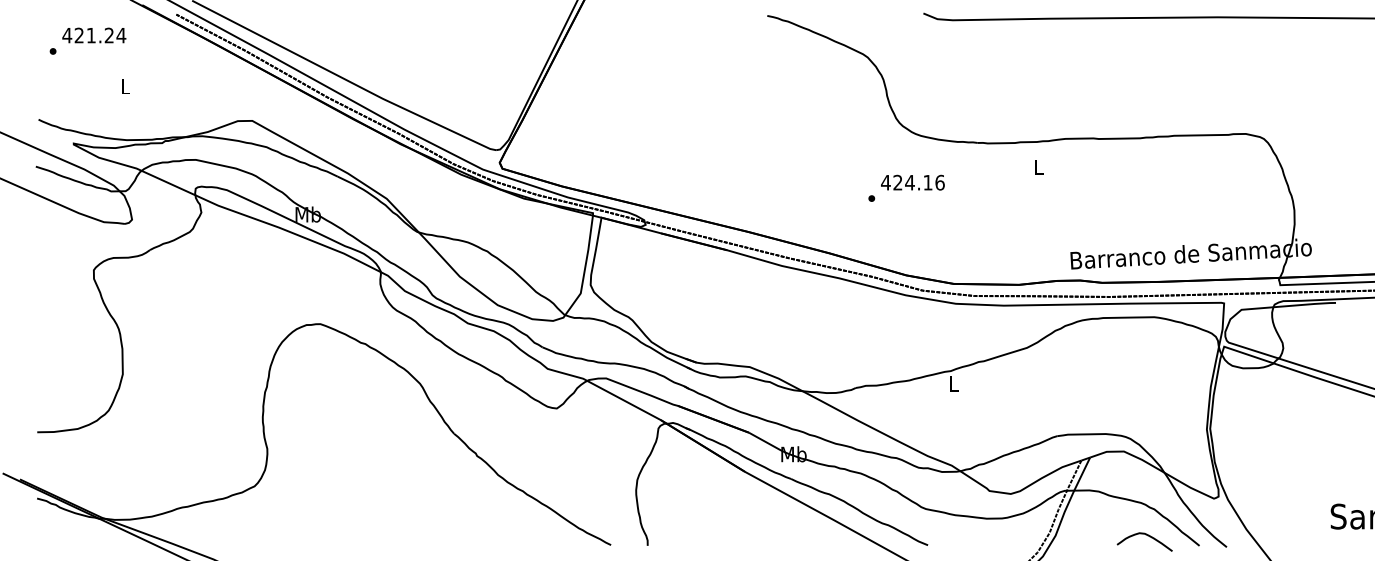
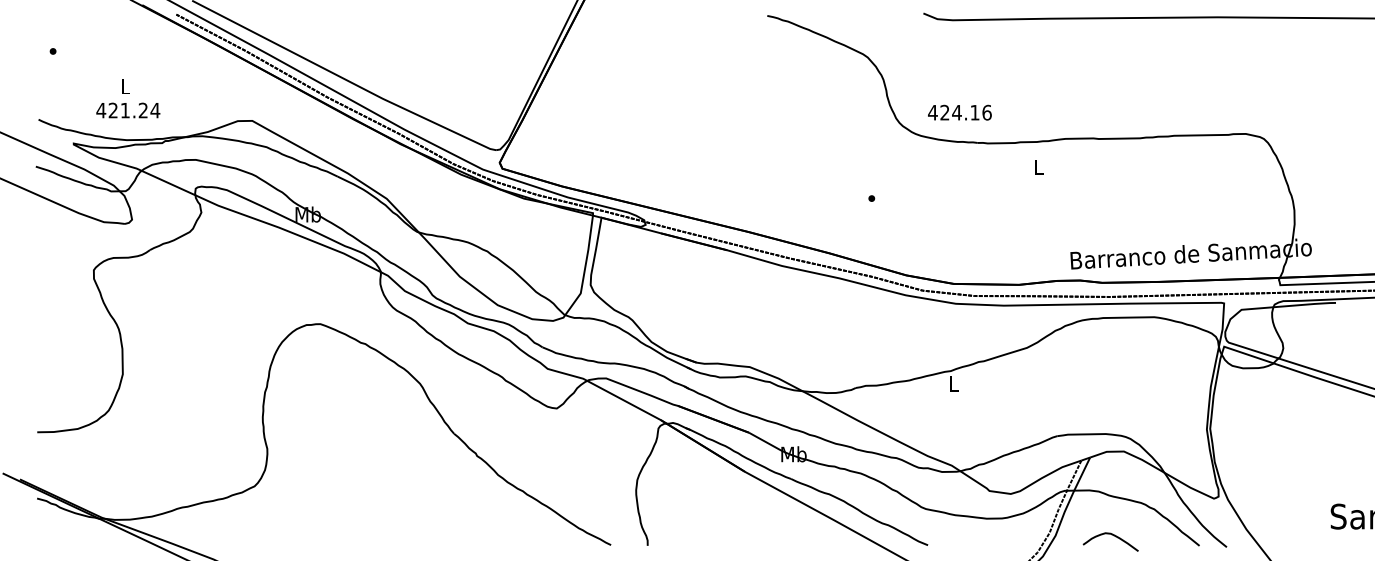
text position: (94, 35) -> (128, 110) (128, 110)
text position: (912, 182) -> (959, 112) (959, 112)
curve position: (1147, 536) -> (1113, 536) (1113, 536)
